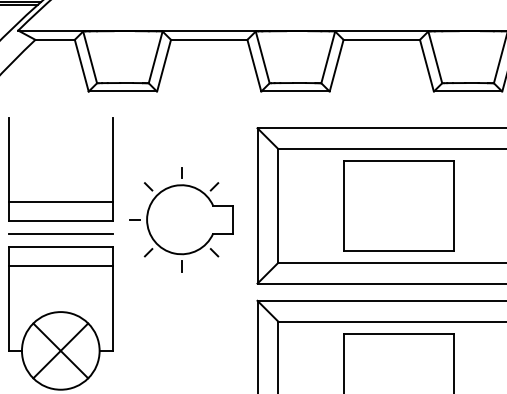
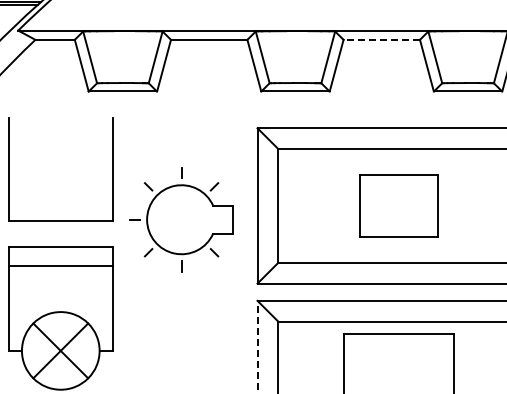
line: solid -> dashed (381, 39)
line: present -> none (60, 202)
part size: 112x92 px -> 80x64 px (398, 205)
line: present -> none (60, 234)
line: solid -> dashed (257, 346)
